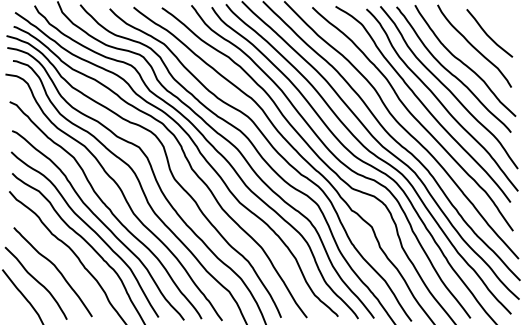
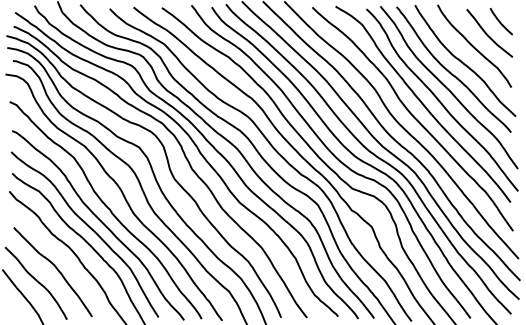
curve: none -> present (500, 21)
